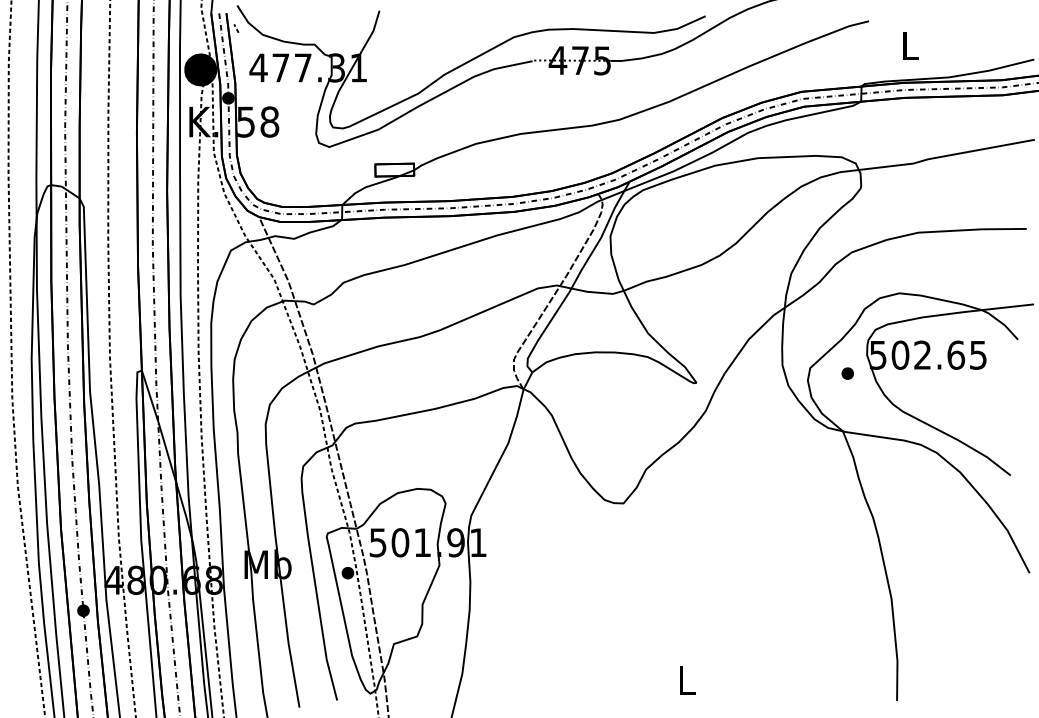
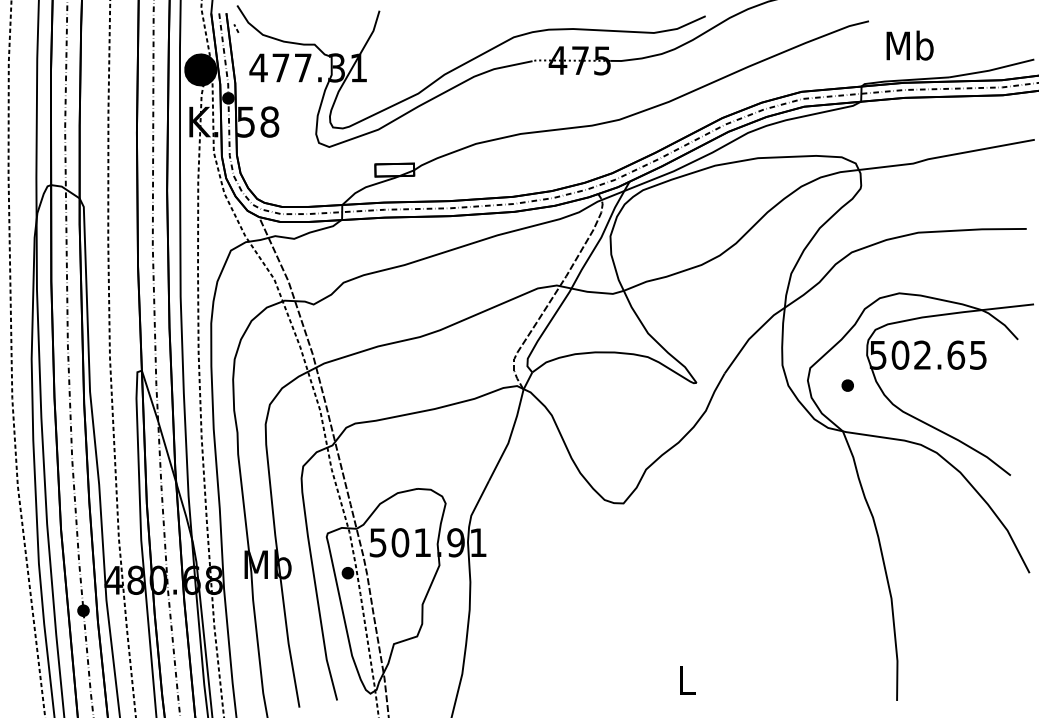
text: L -> Mb (909, 45)
part position: (847, 373) -> (847, 385) (847, 385)
